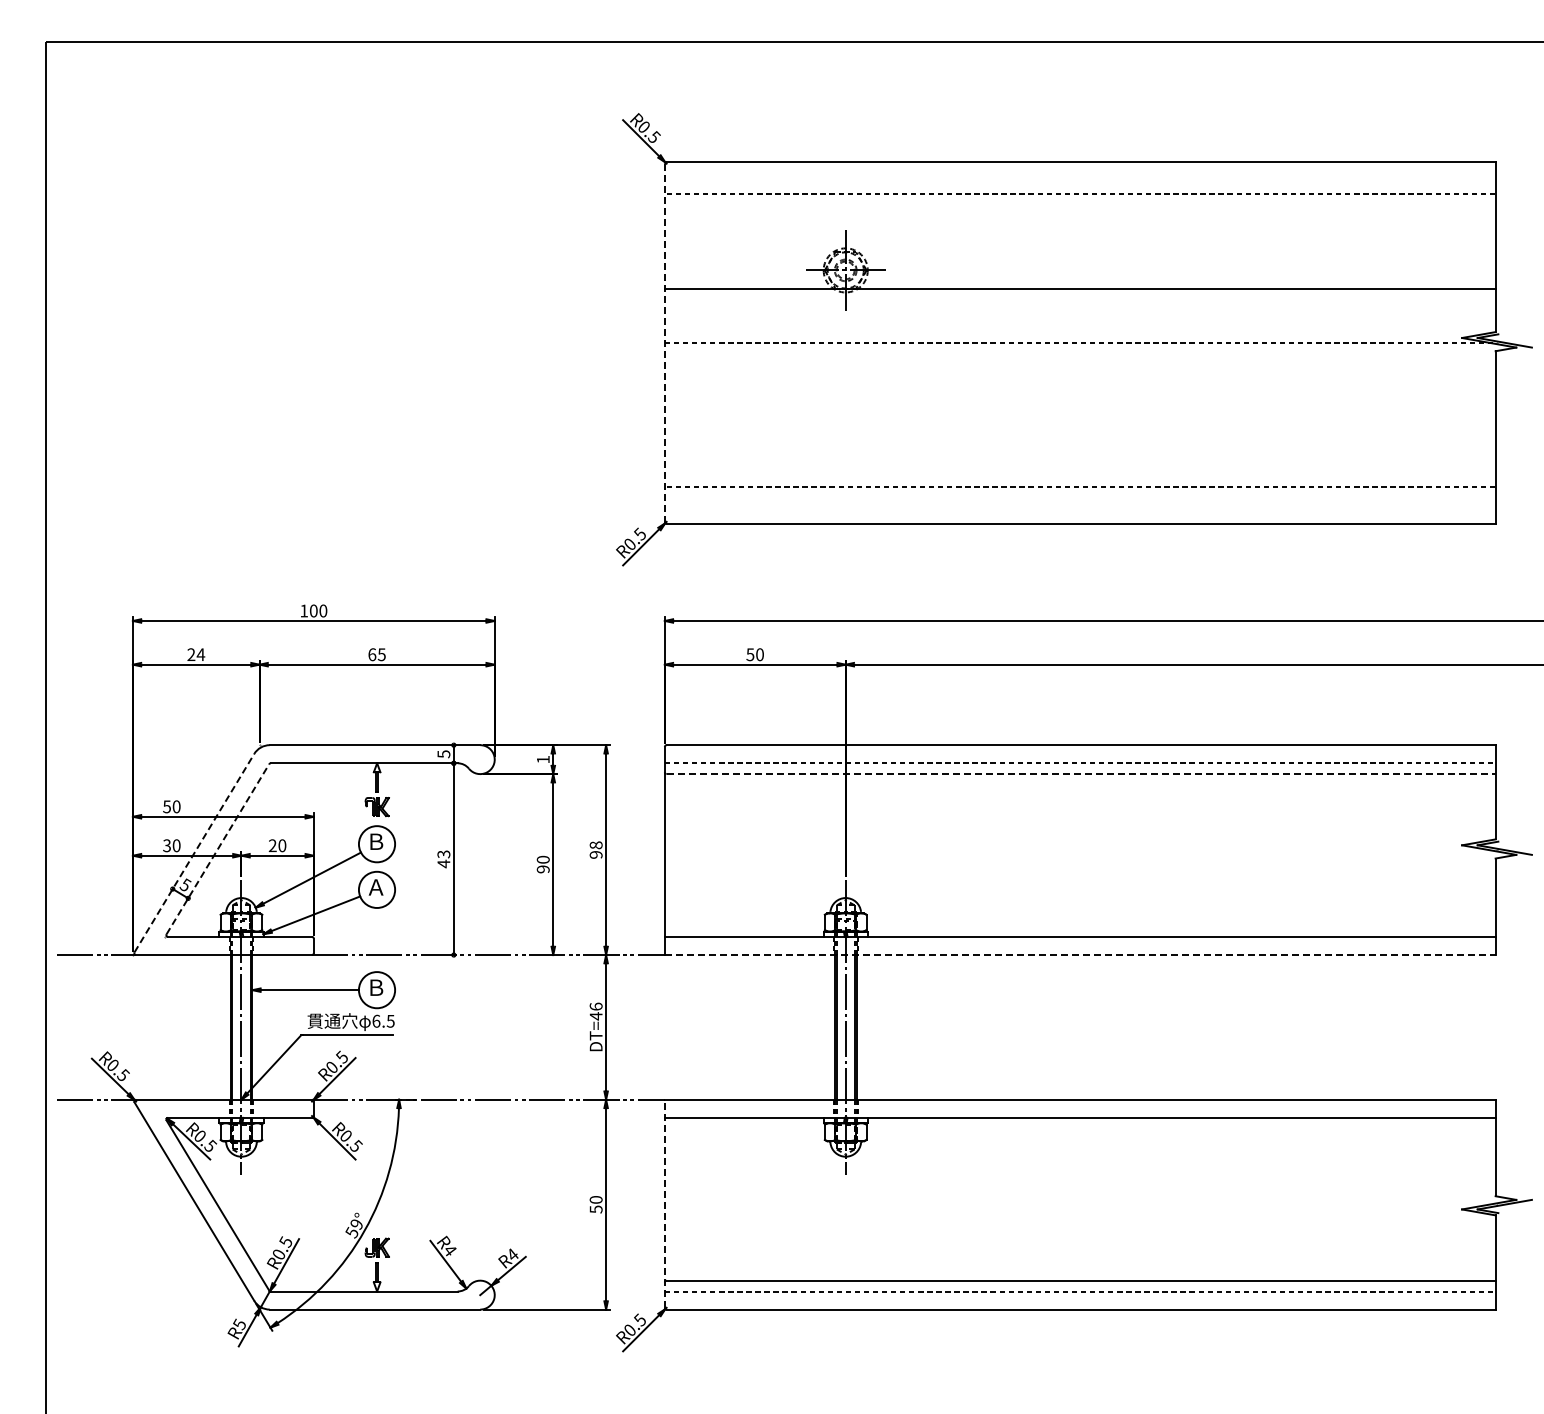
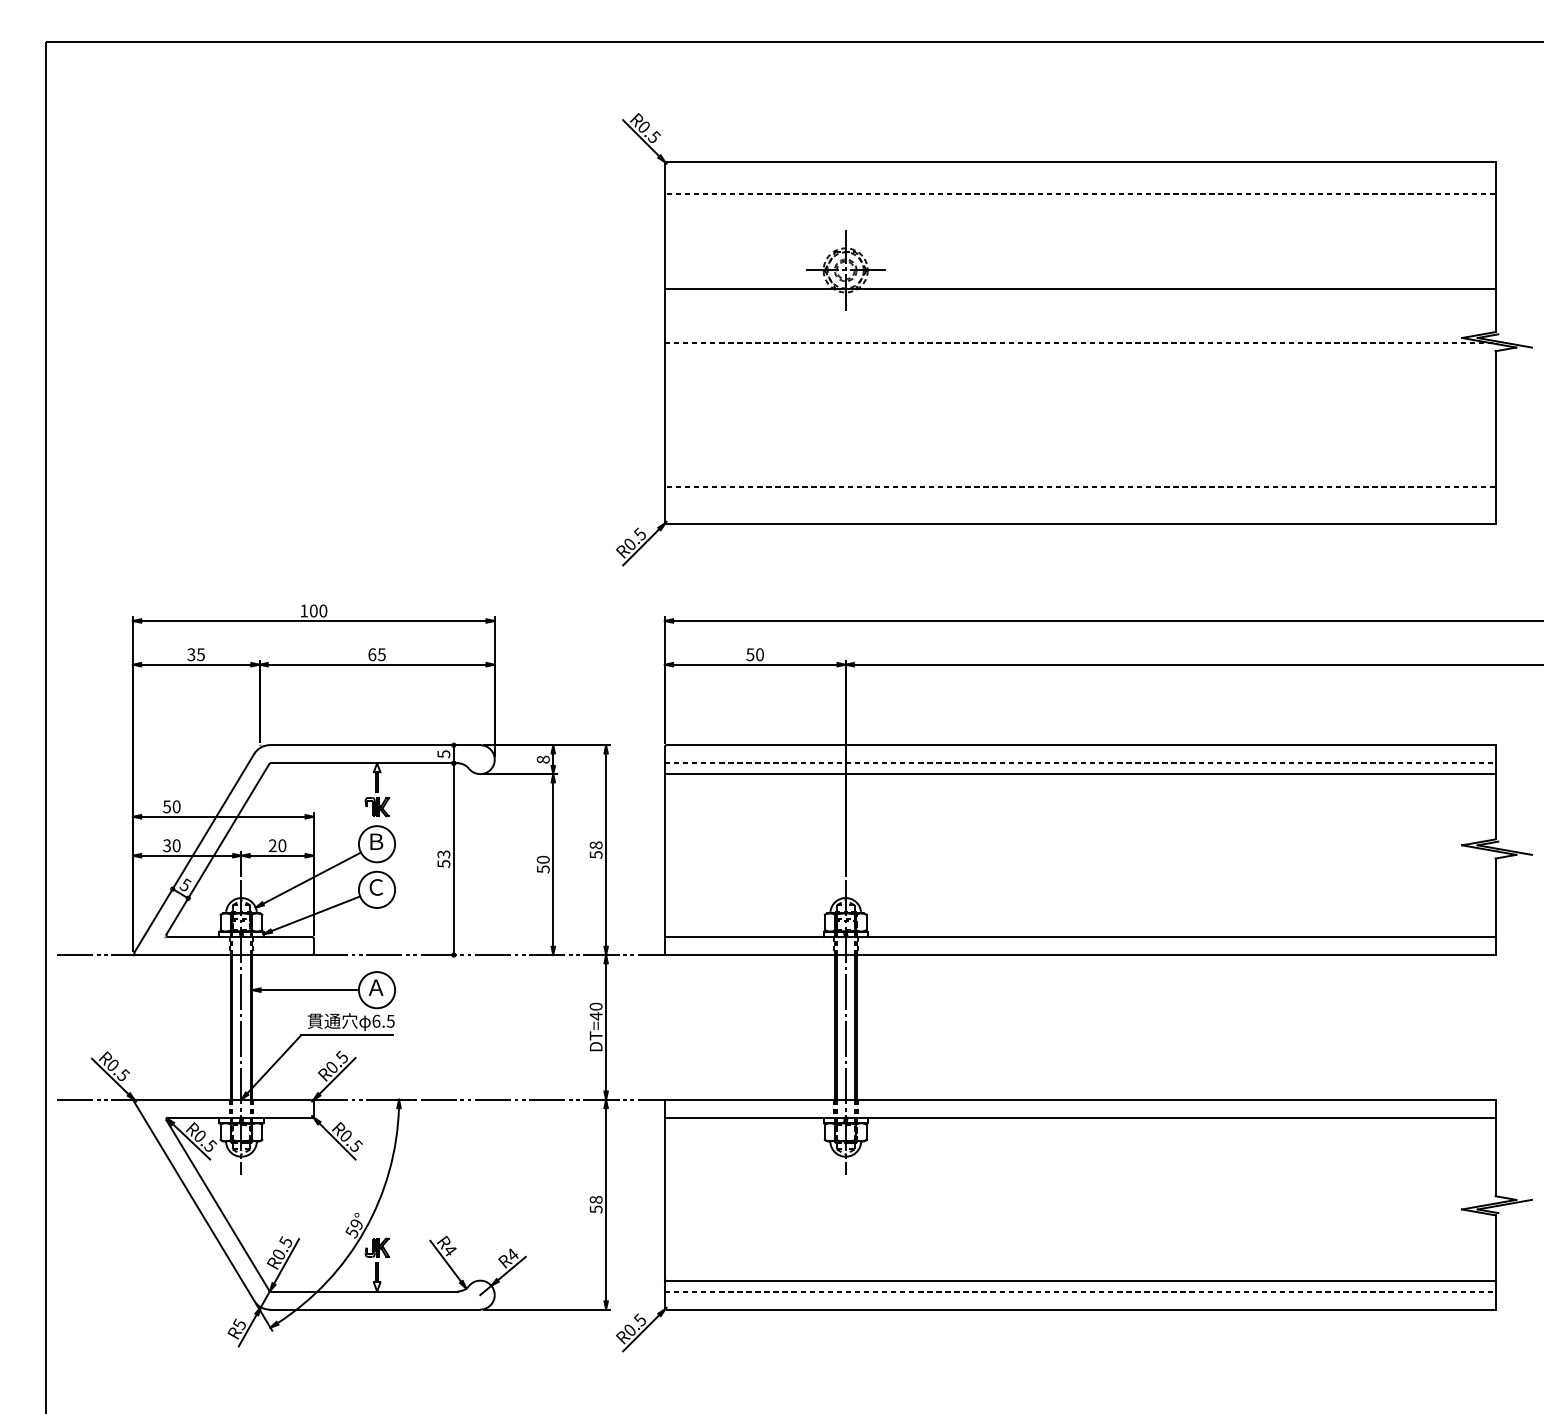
line: dashed -> solid (664, 343)
text: 24 -> 35 (196, 654)
text: 1 -> 8 (542, 759)
line: dashed -> solid (1081, 774)
line: dashed -> solid (218, 848)
line: dashed -> solid (194, 853)
text: 98 -> 58 (595, 854)
text: 43 -> 53 (443, 863)
text: 90 -> 50 (542, 869)
text: Ａ -> Ｃ (375, 887)
line: dashed -> solid (1080, 955)
text: Ｂ -> Ａ (375, 987)
text: DT=46 -> DT=40 (595, 1006)
text: 50 -> 58 (596, 1199)
line: dashed -> solid (664, 1203)
